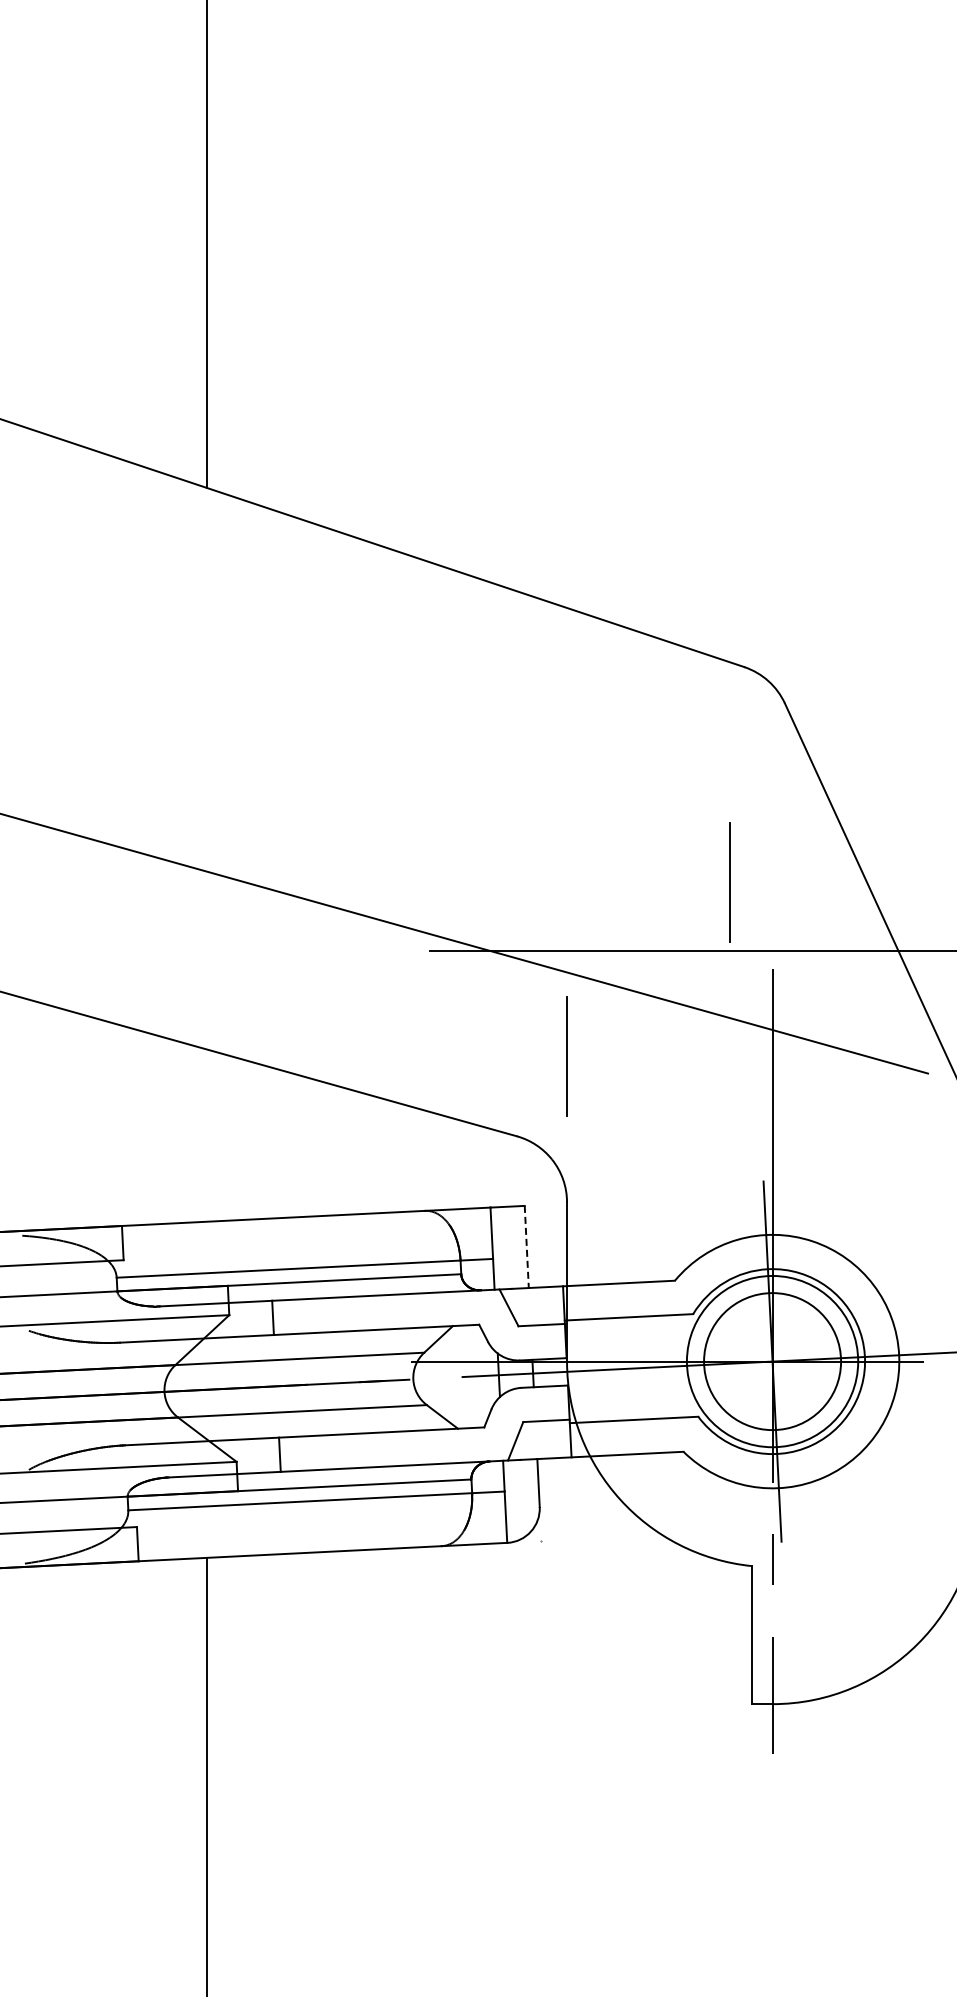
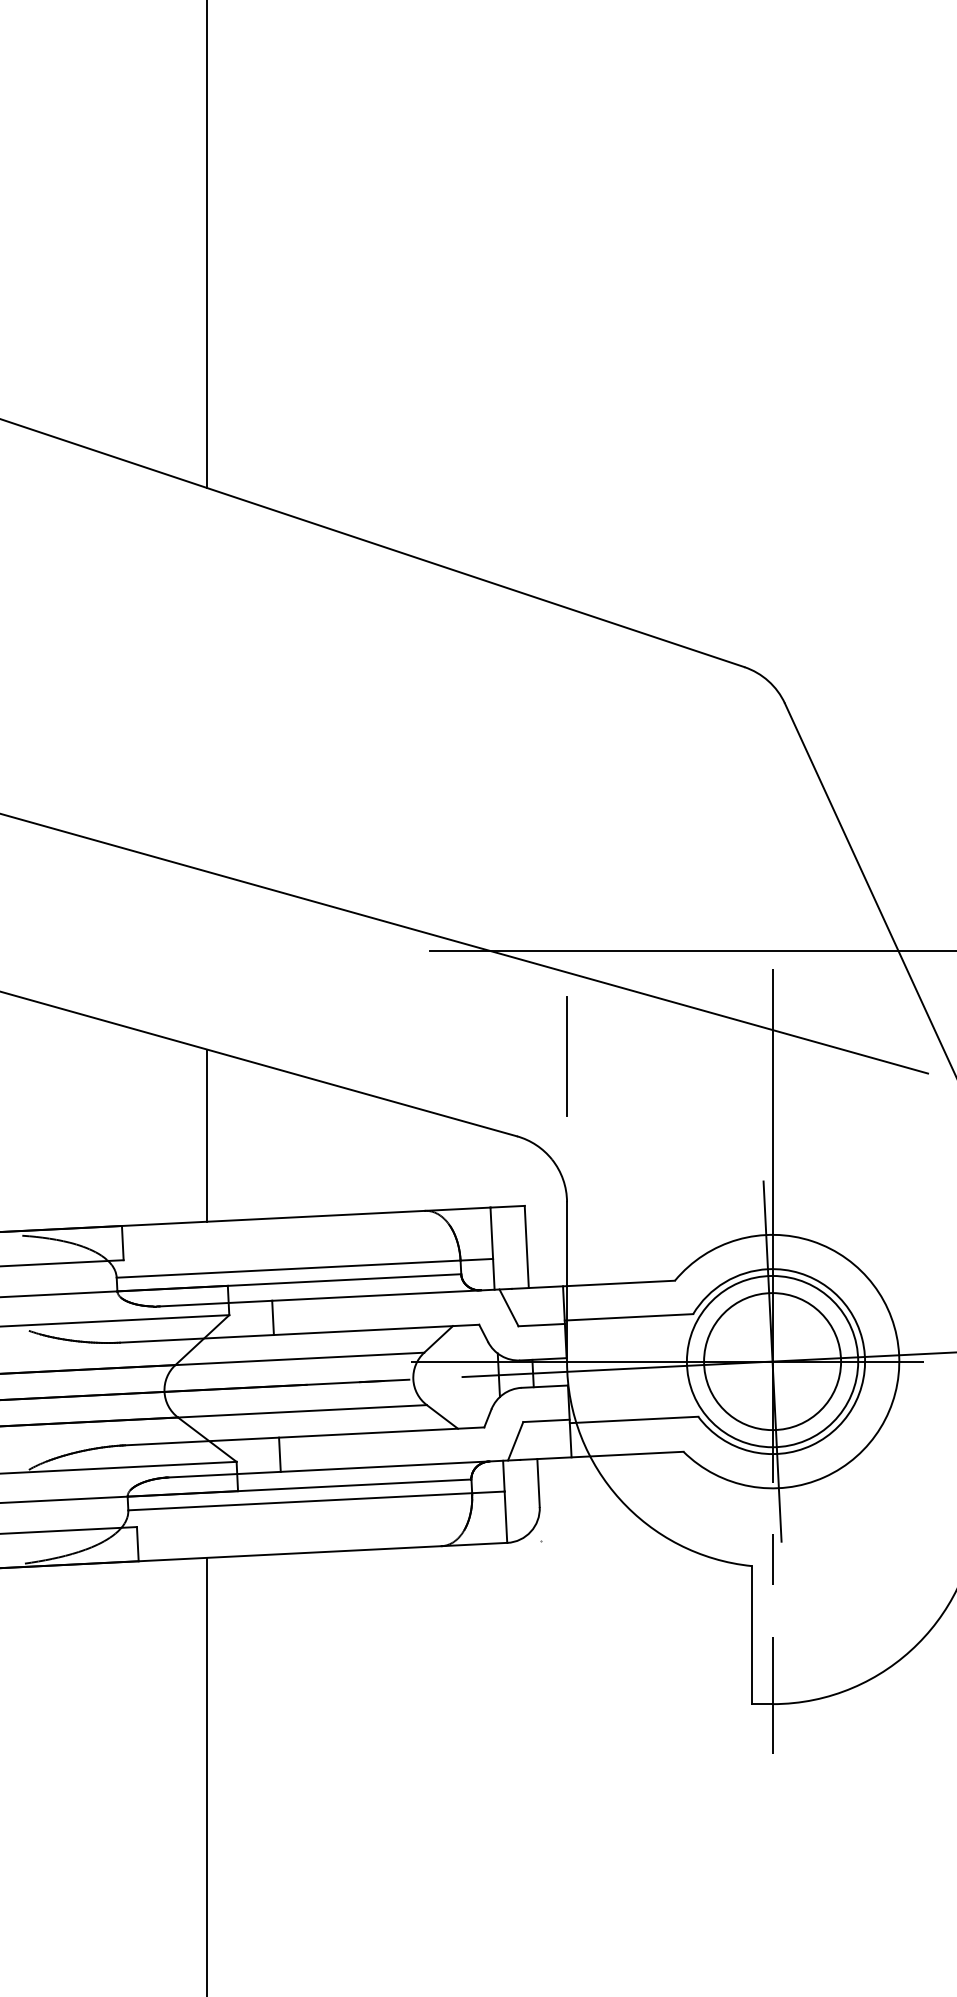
line: present -> none (729, 882)
line: none -> present (207, 1135)
line: dashed -> solid (526, 1247)
